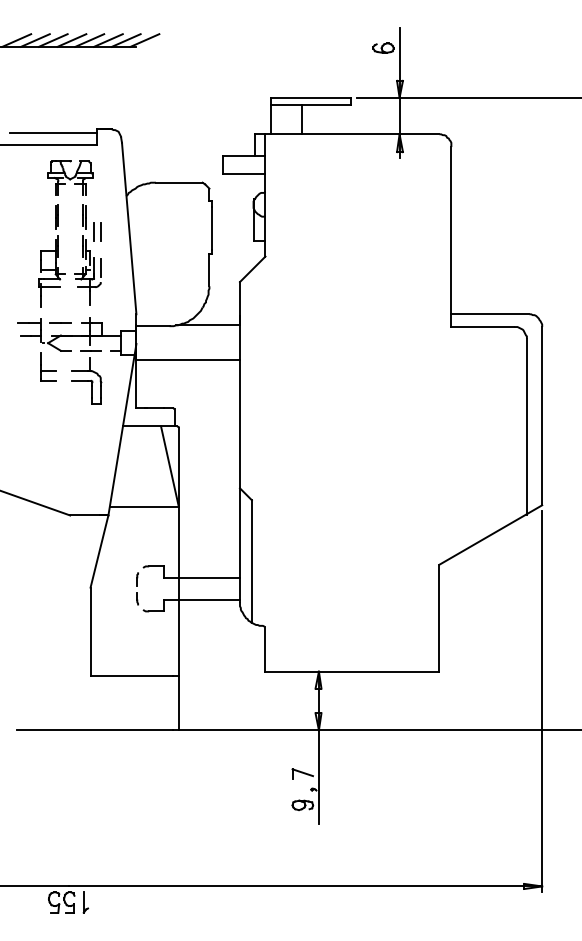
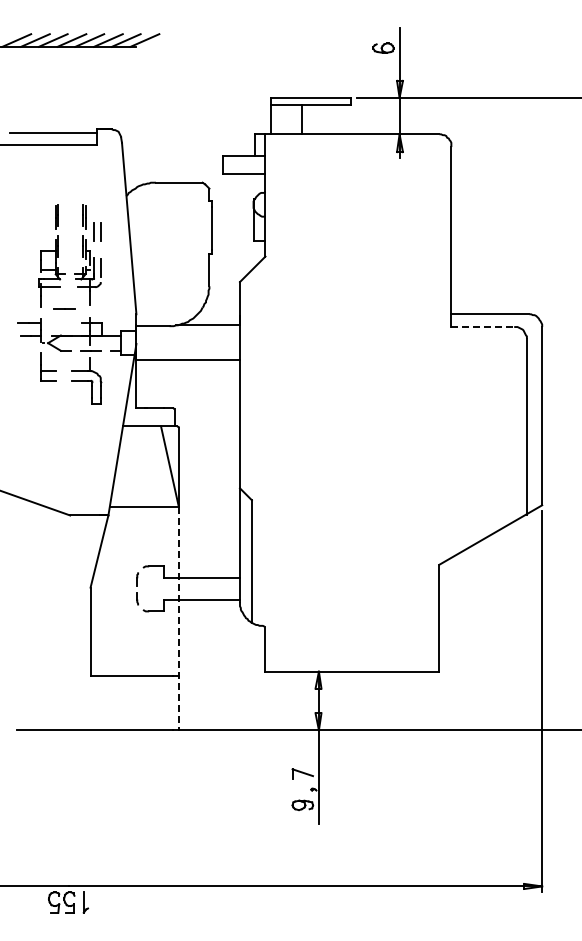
part: present -> none (70, 177)
line position: (60, 322) -> (64, 308) (64, 308)
line: solid -> dashed (483, 327)
line: solid -> dashed (178, 618)
